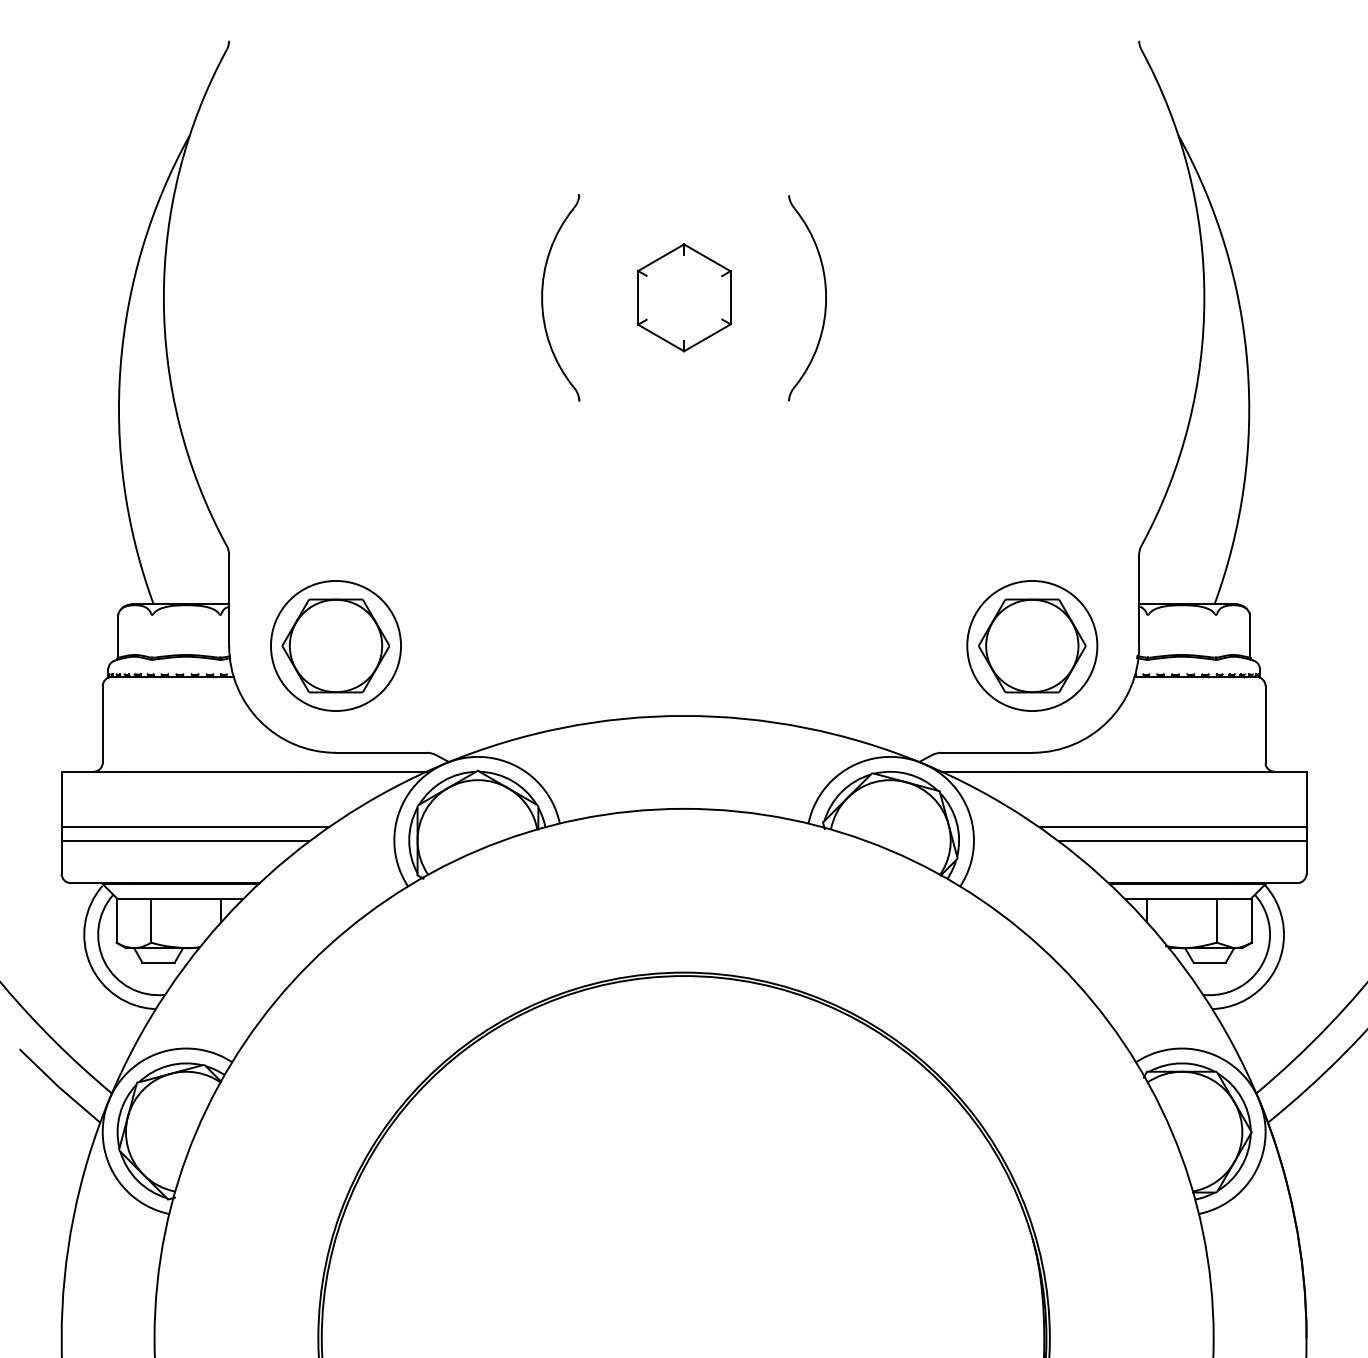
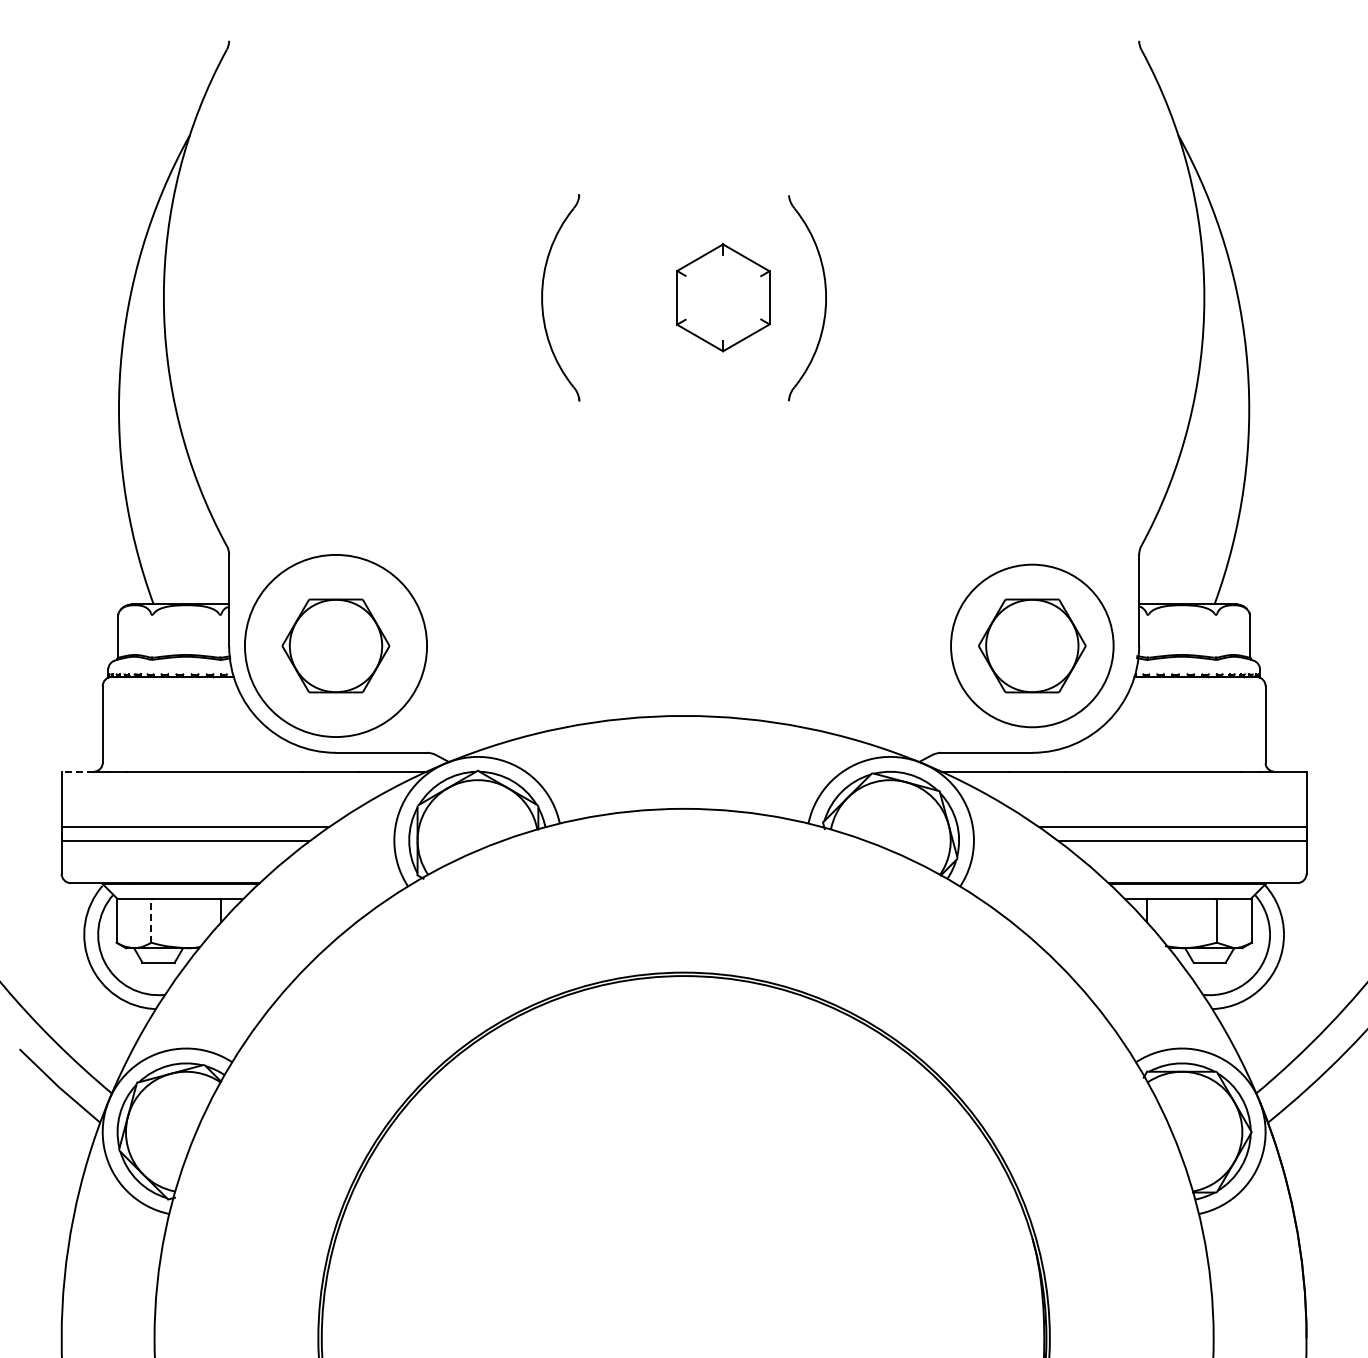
part position: (684, 297) -> (723, 297) (723, 297)
circle diameter: 130 px -> 182 px (335, 645)
circle diameter: 130 px -> 163 px (1032, 645)
line: solid -> dashed (77, 771)
line: solid -> dashed (151, 920)
